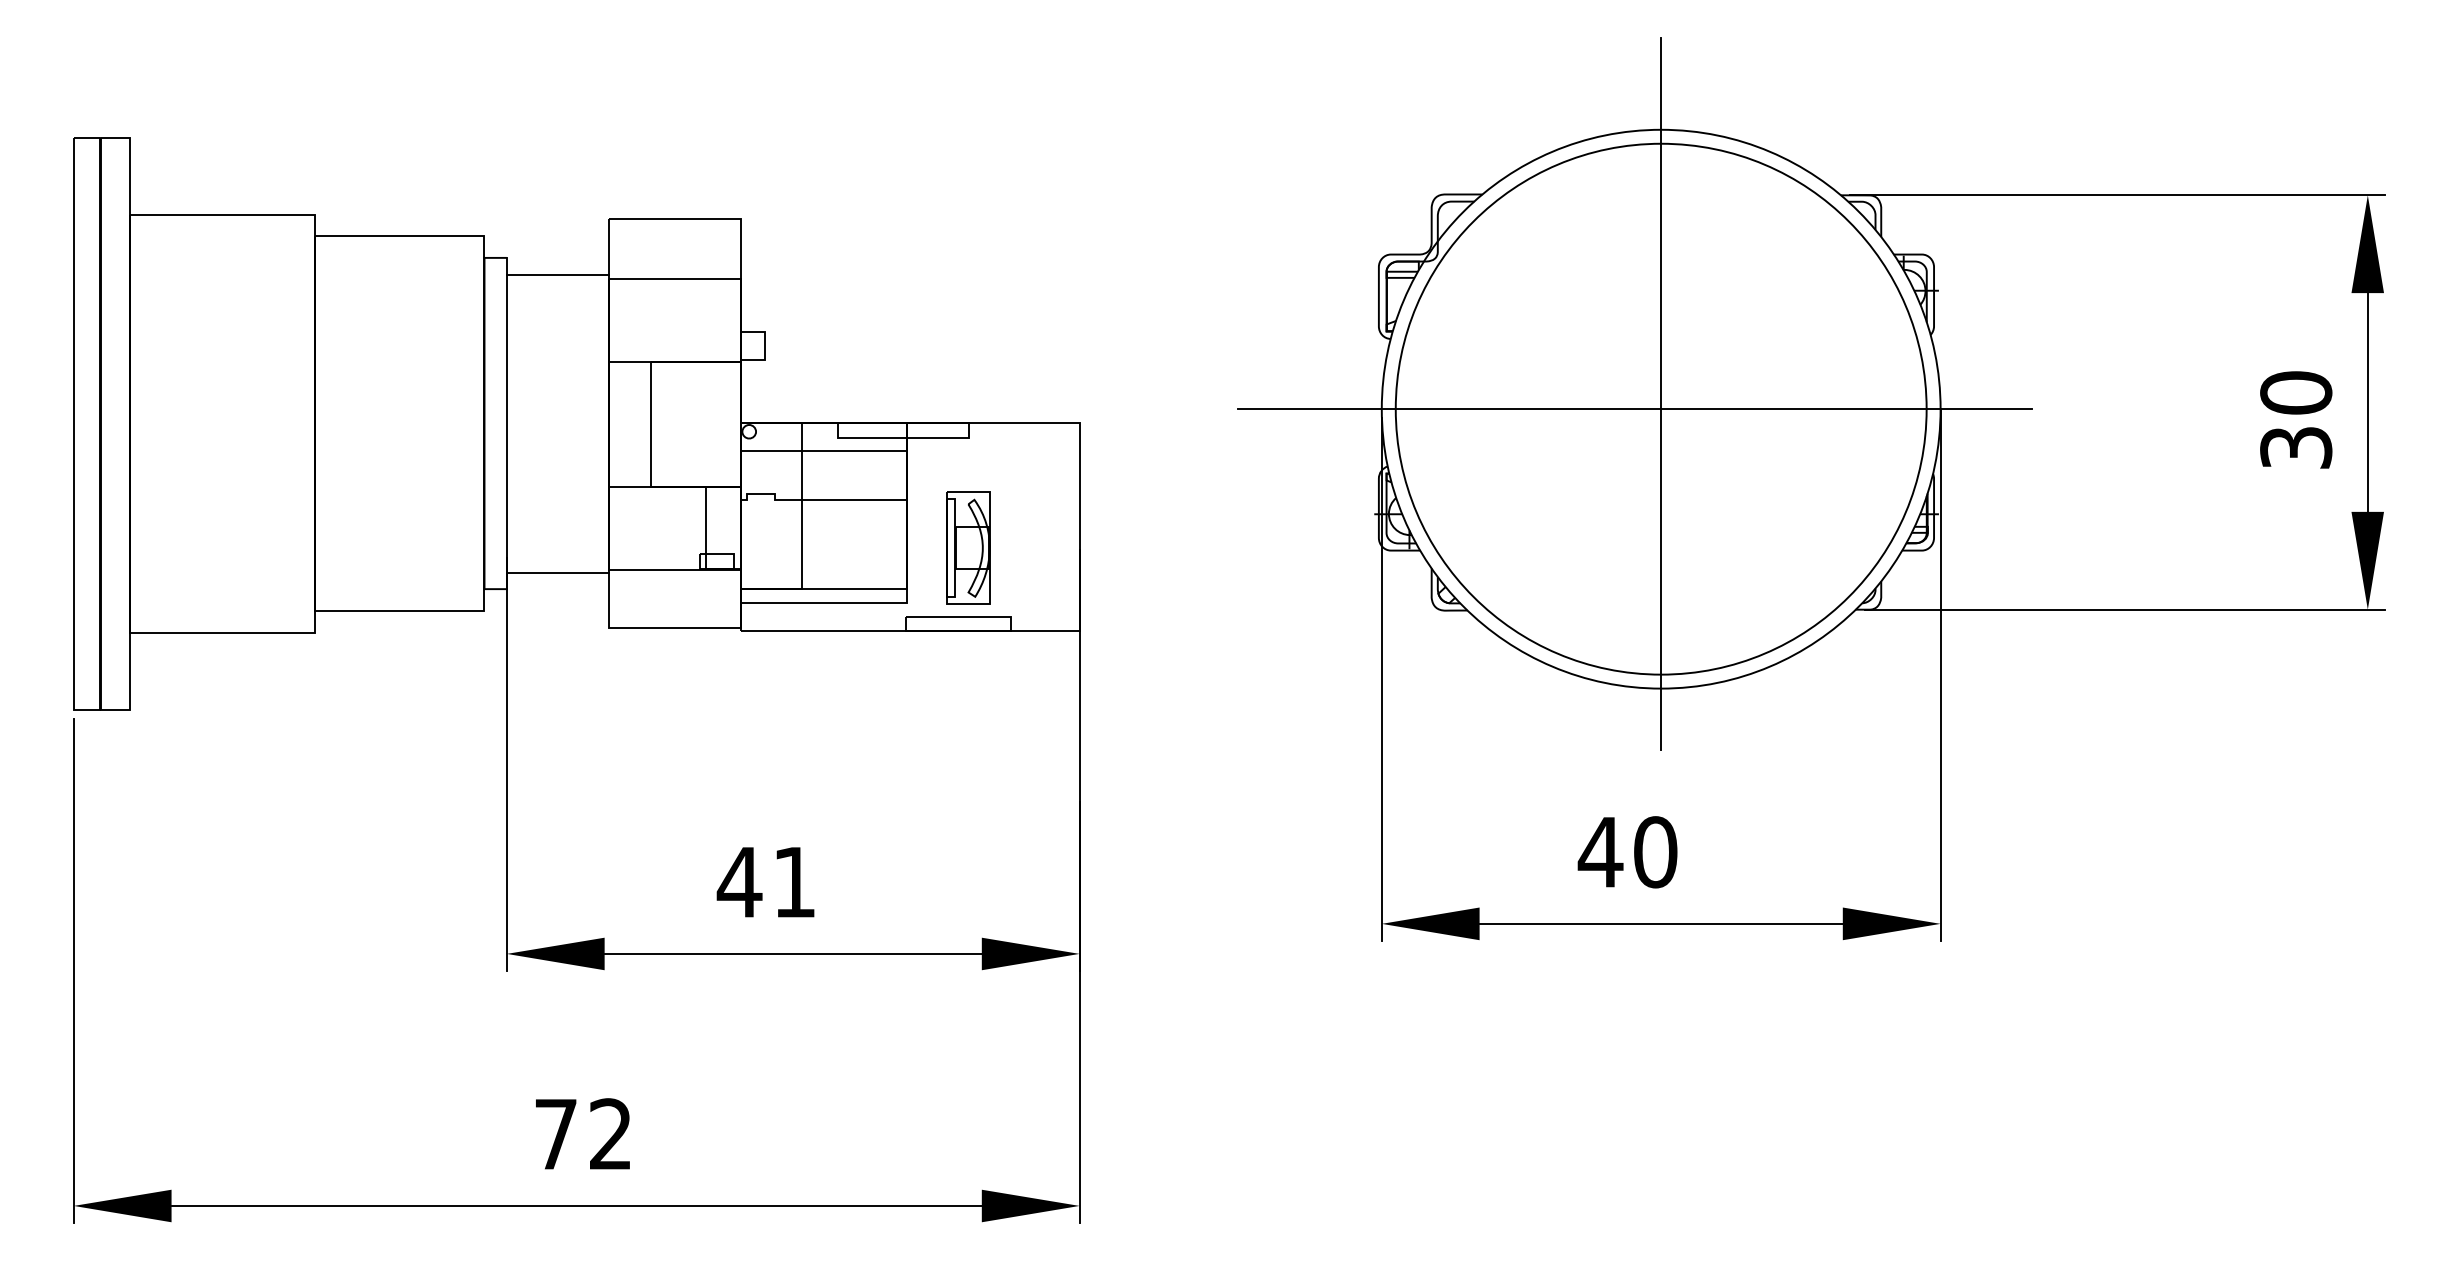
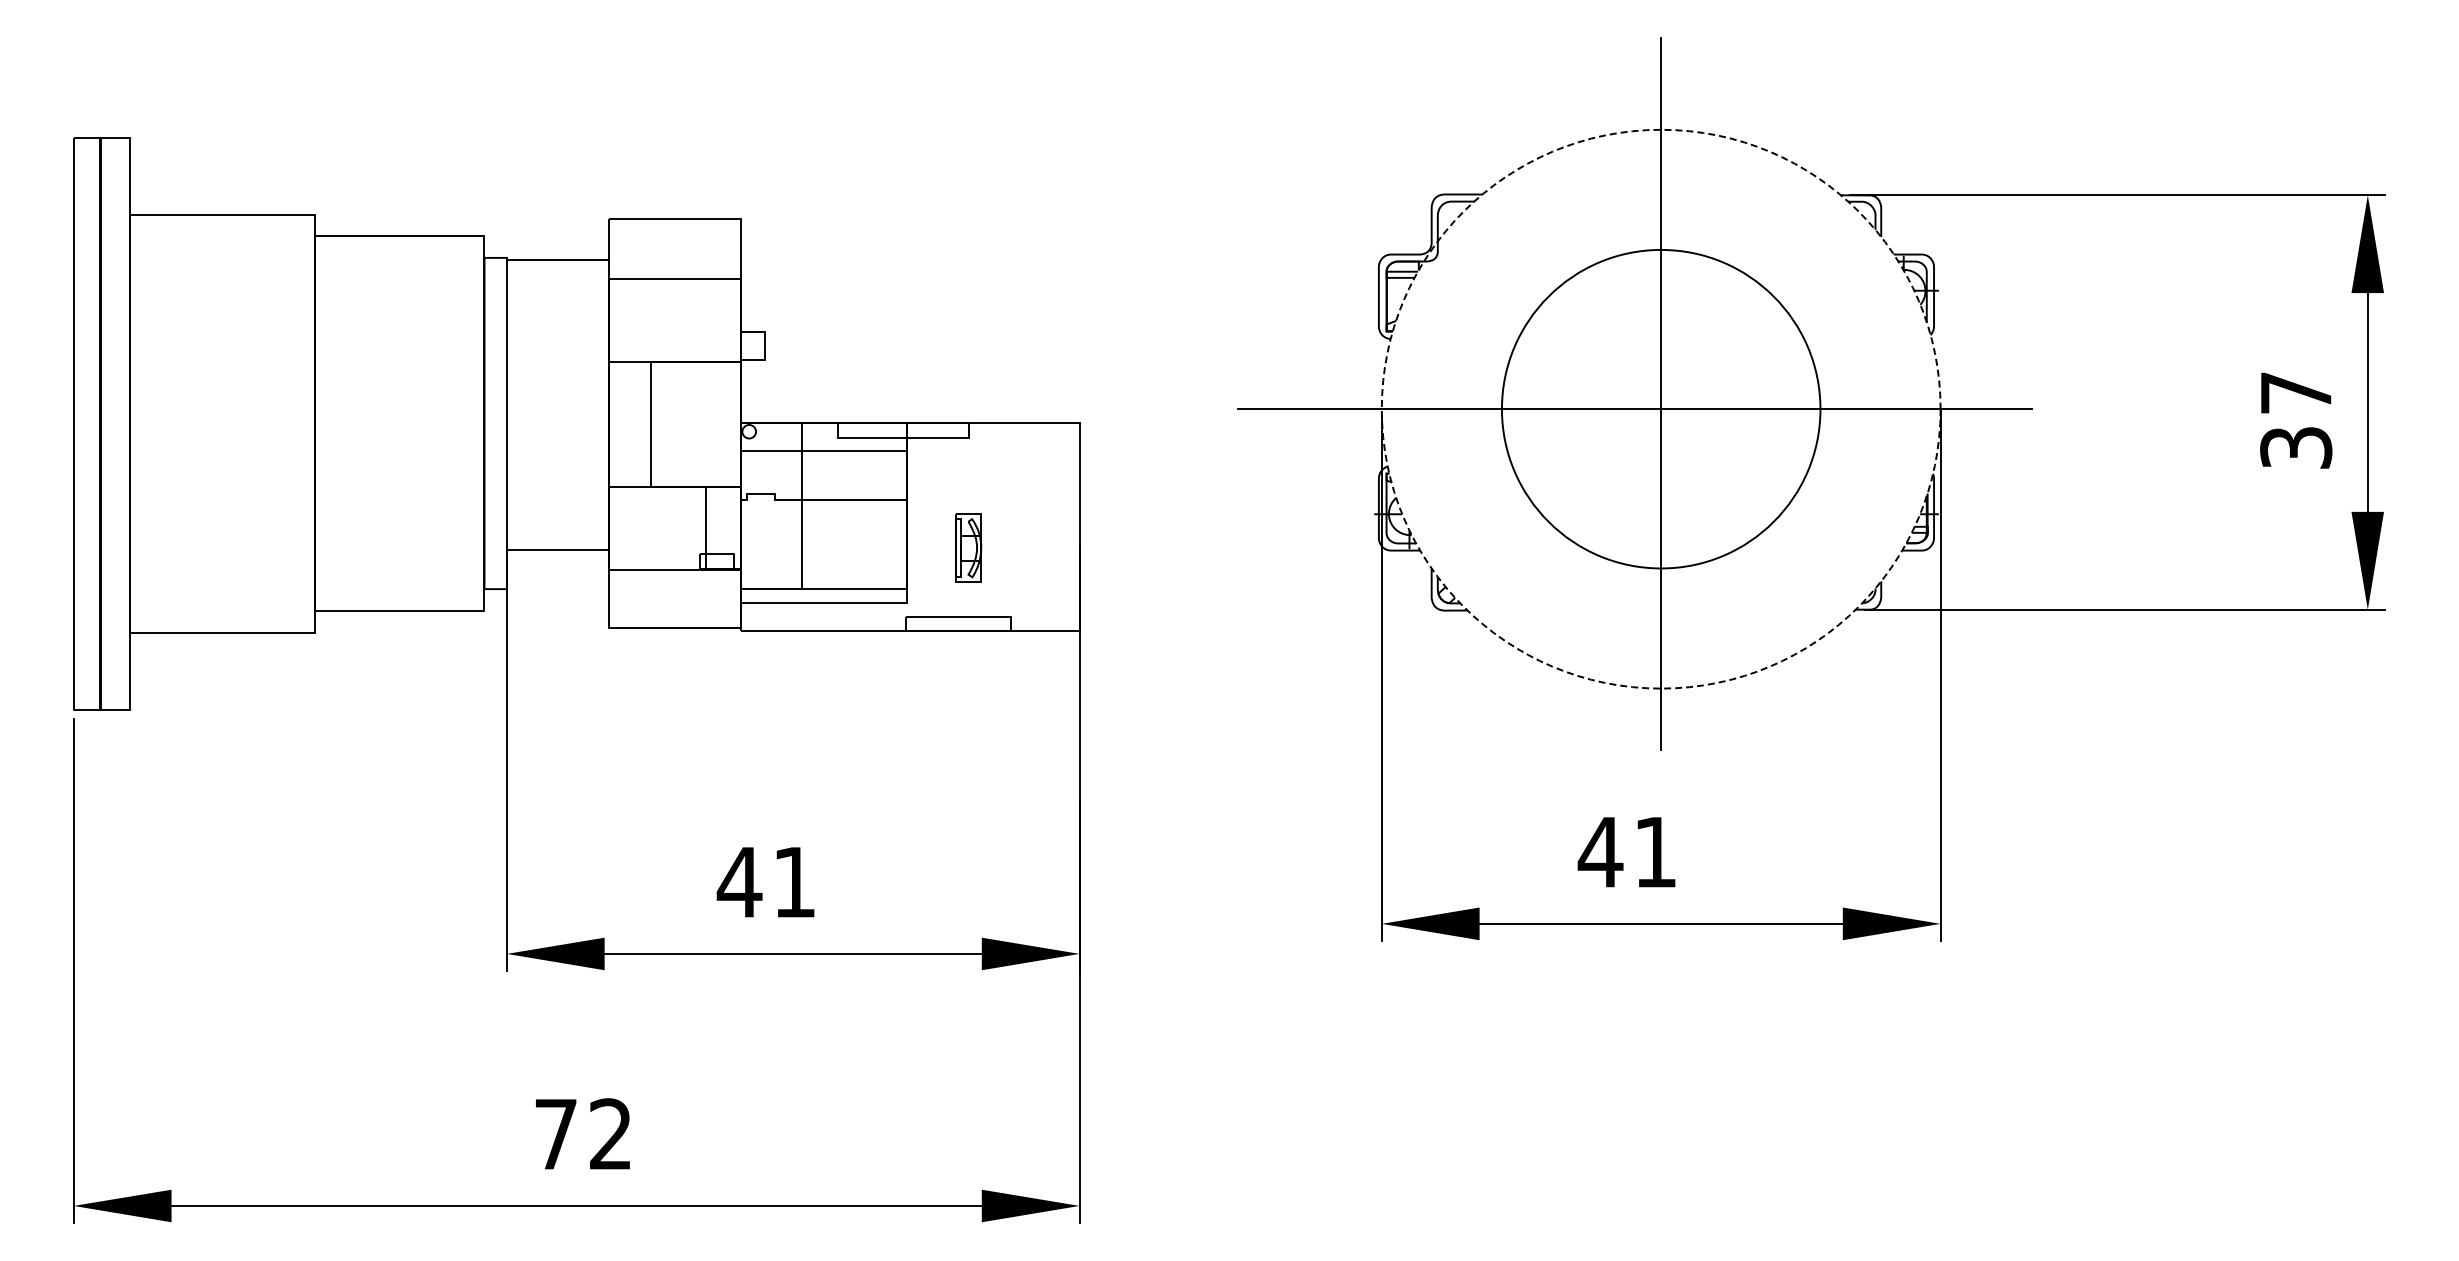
line position: (557, 275) -> (557, 260) (557, 260)
text: 30 -> 37 (2296, 392)
circle diameter: 531 px -> 319 px (1660, 408)
circle: solid -> dashed (1660, 408)
part size: 45x114 px -> 28x70 px (968, 547)
line position: (557, 572) -> (557, 549) (557, 549)
text: 40 -> 41 (1655, 852)
